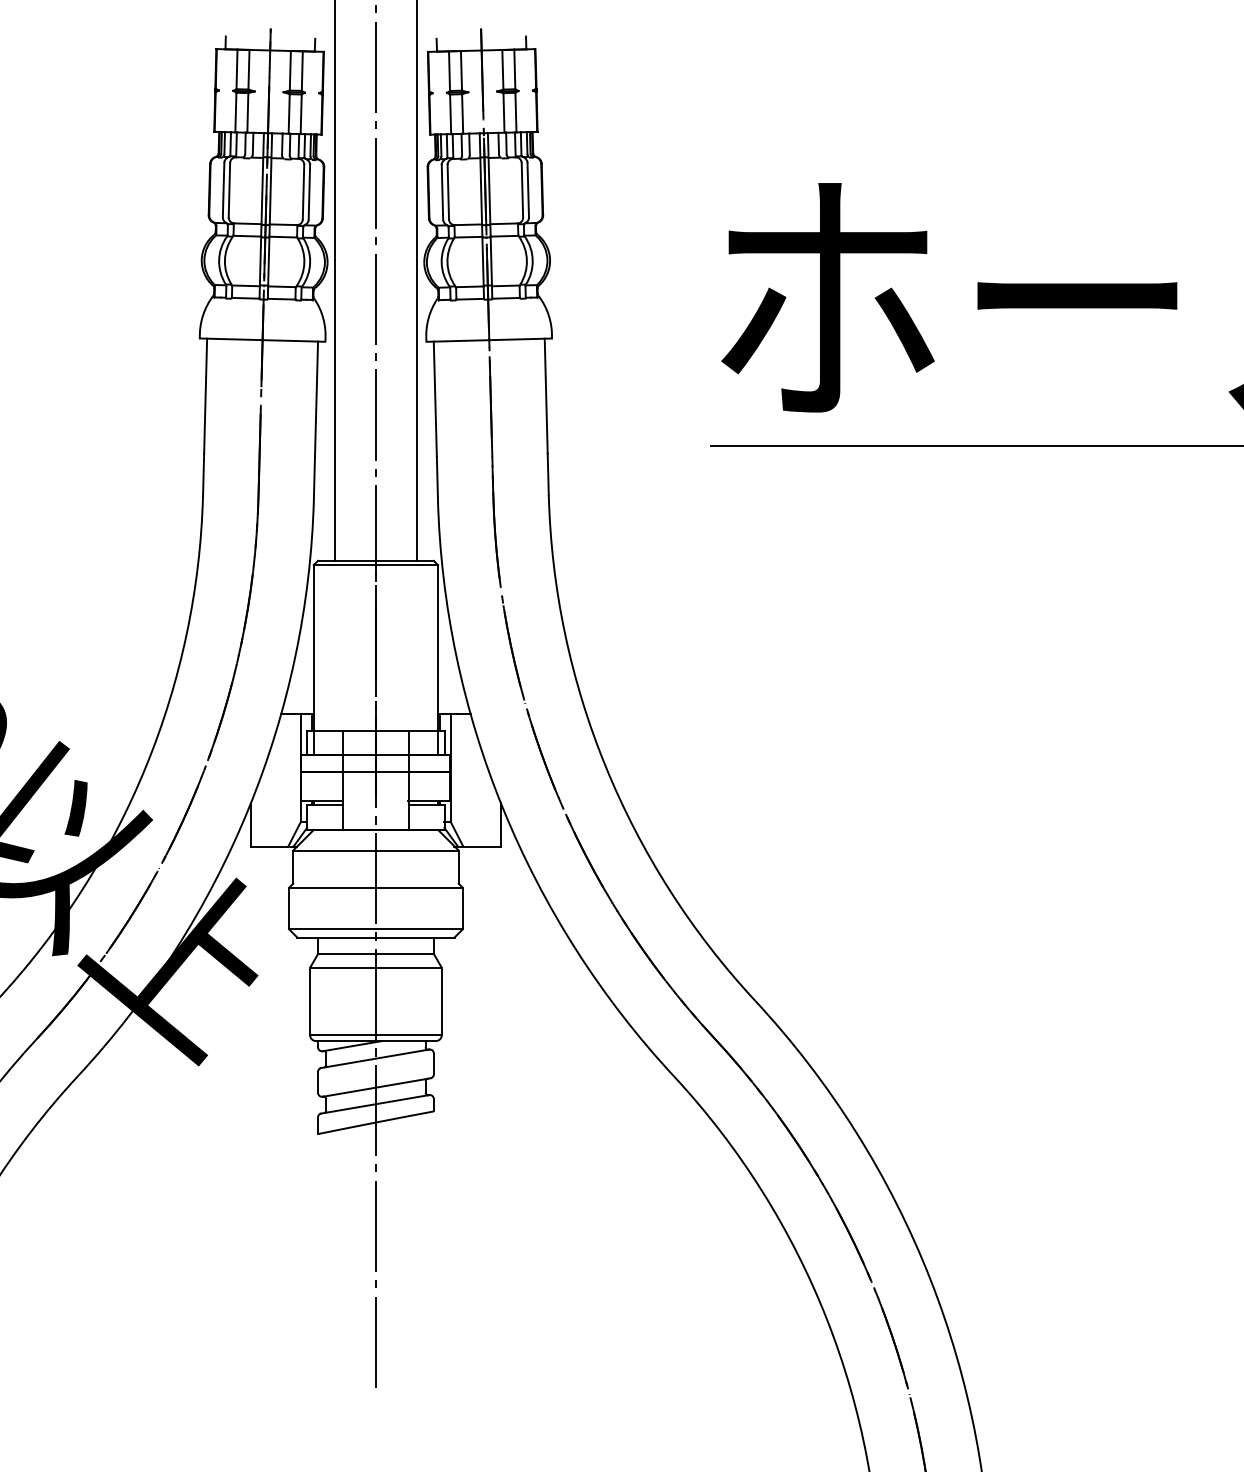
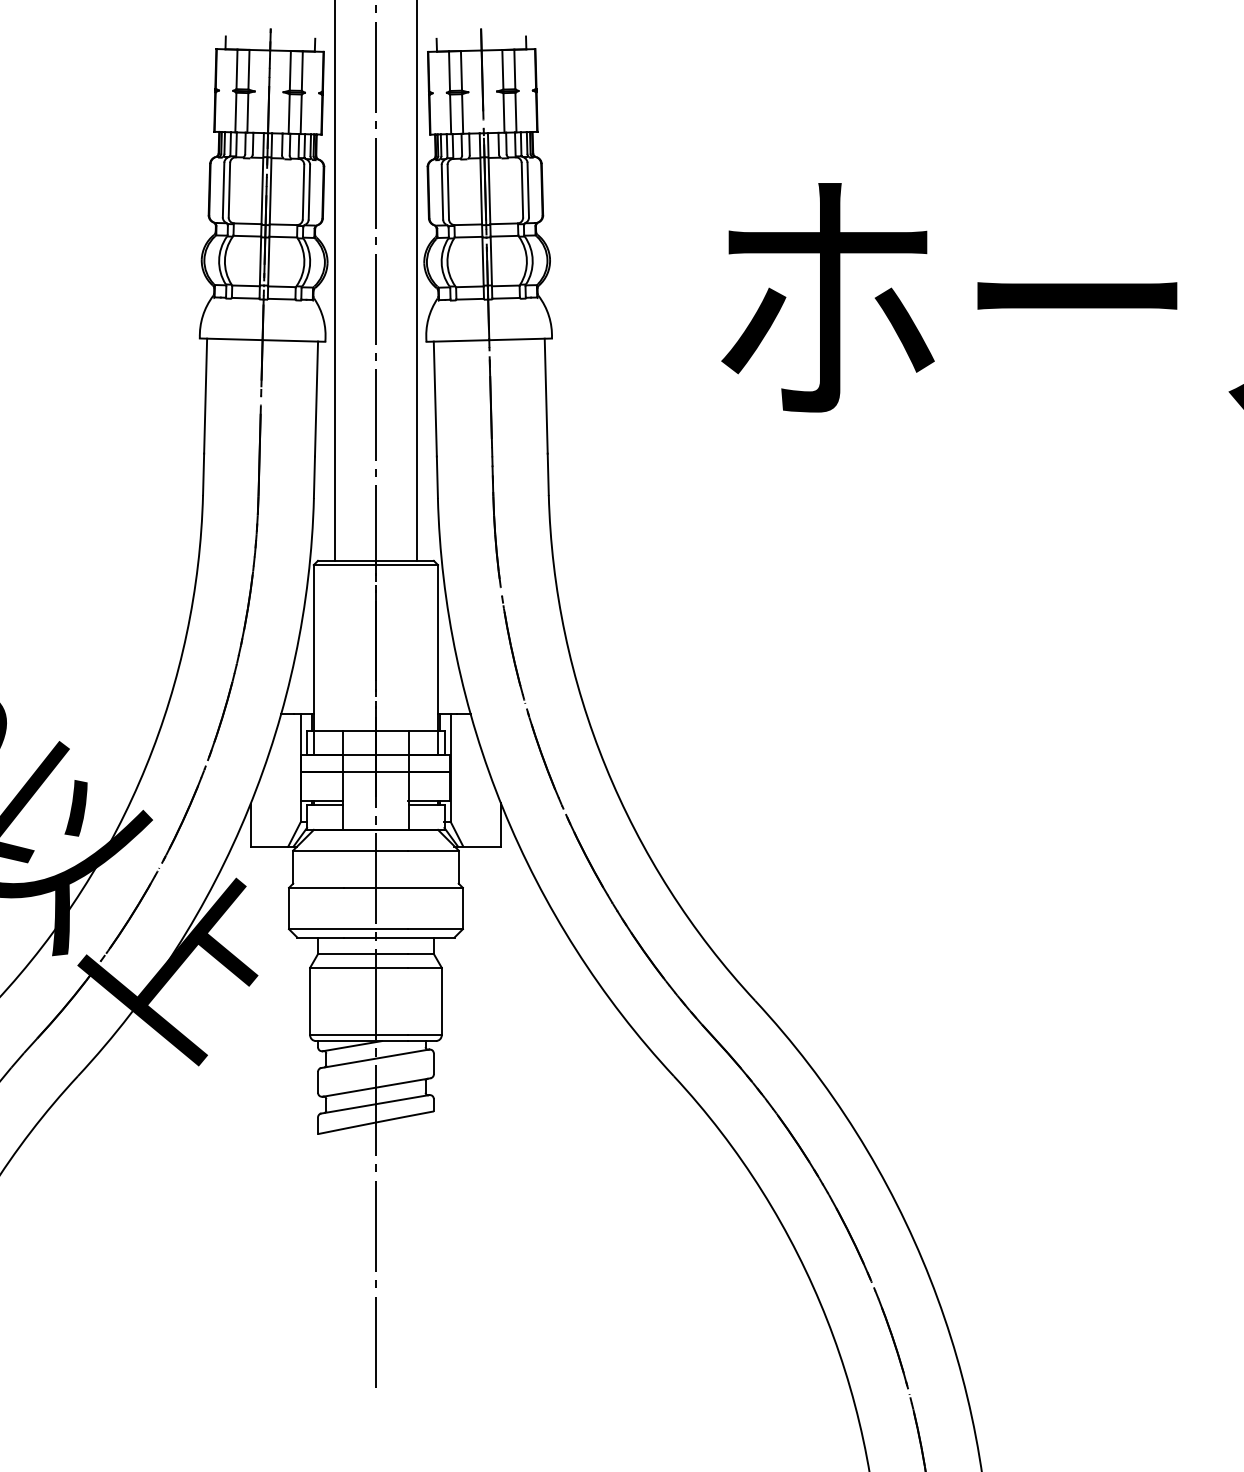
line: present -> none (975, 445)
